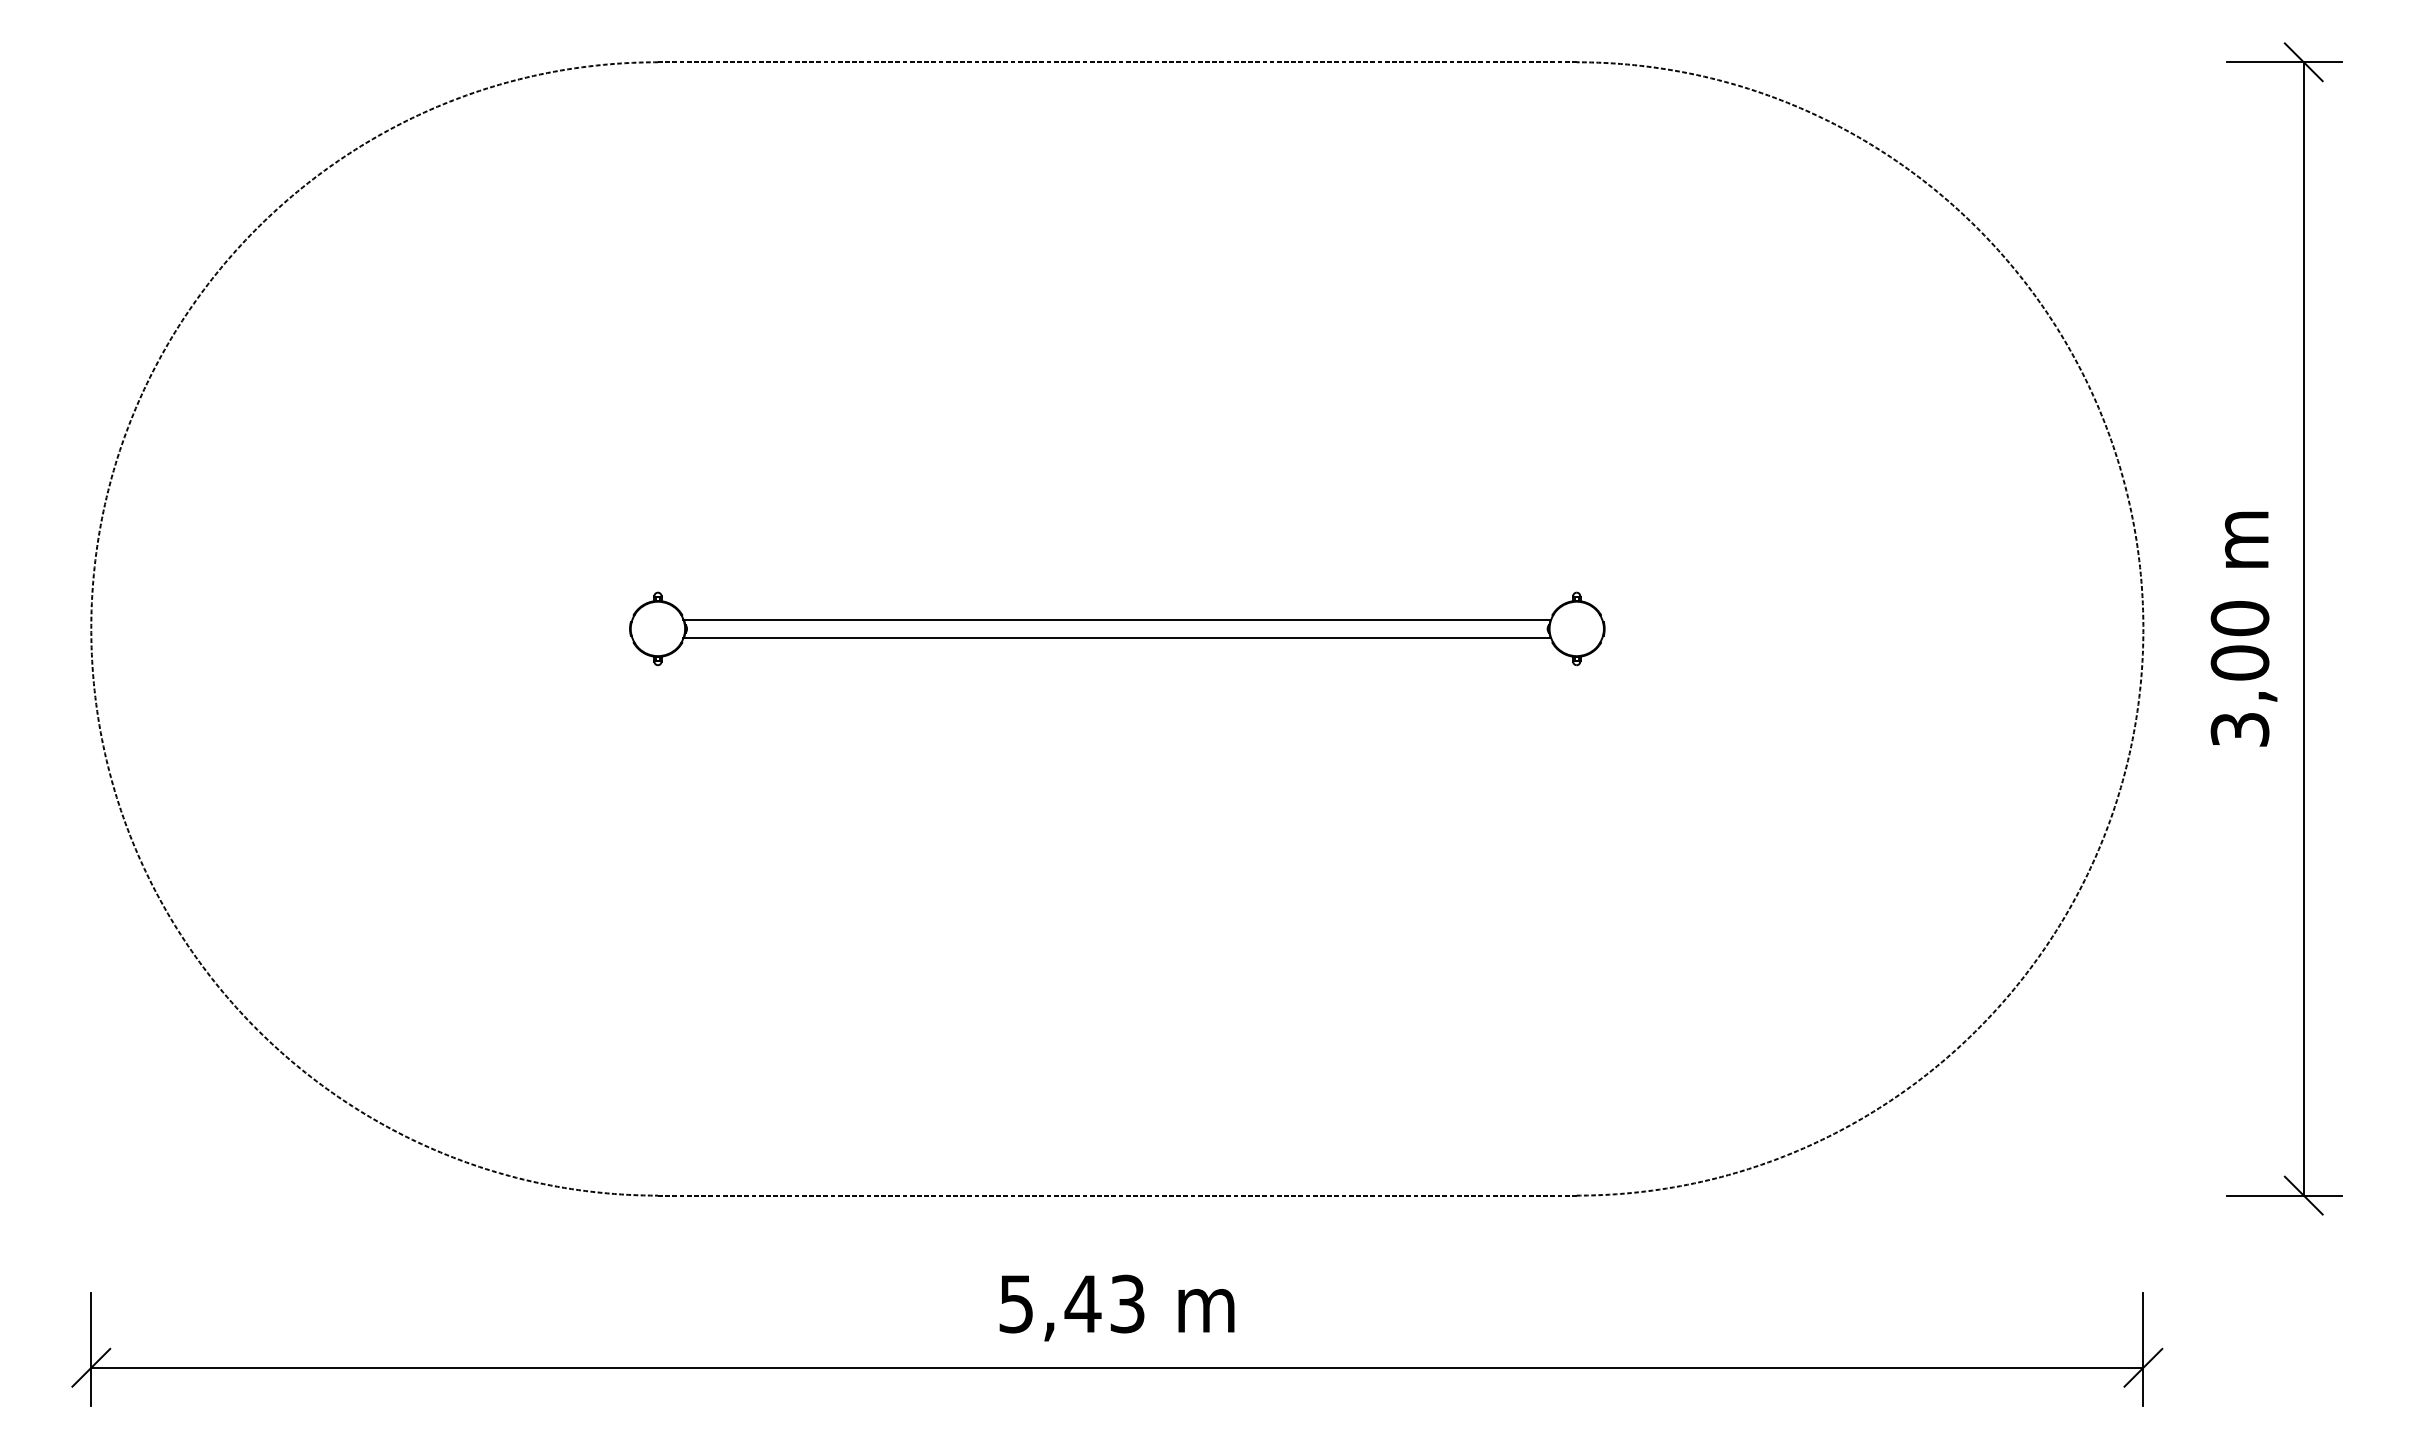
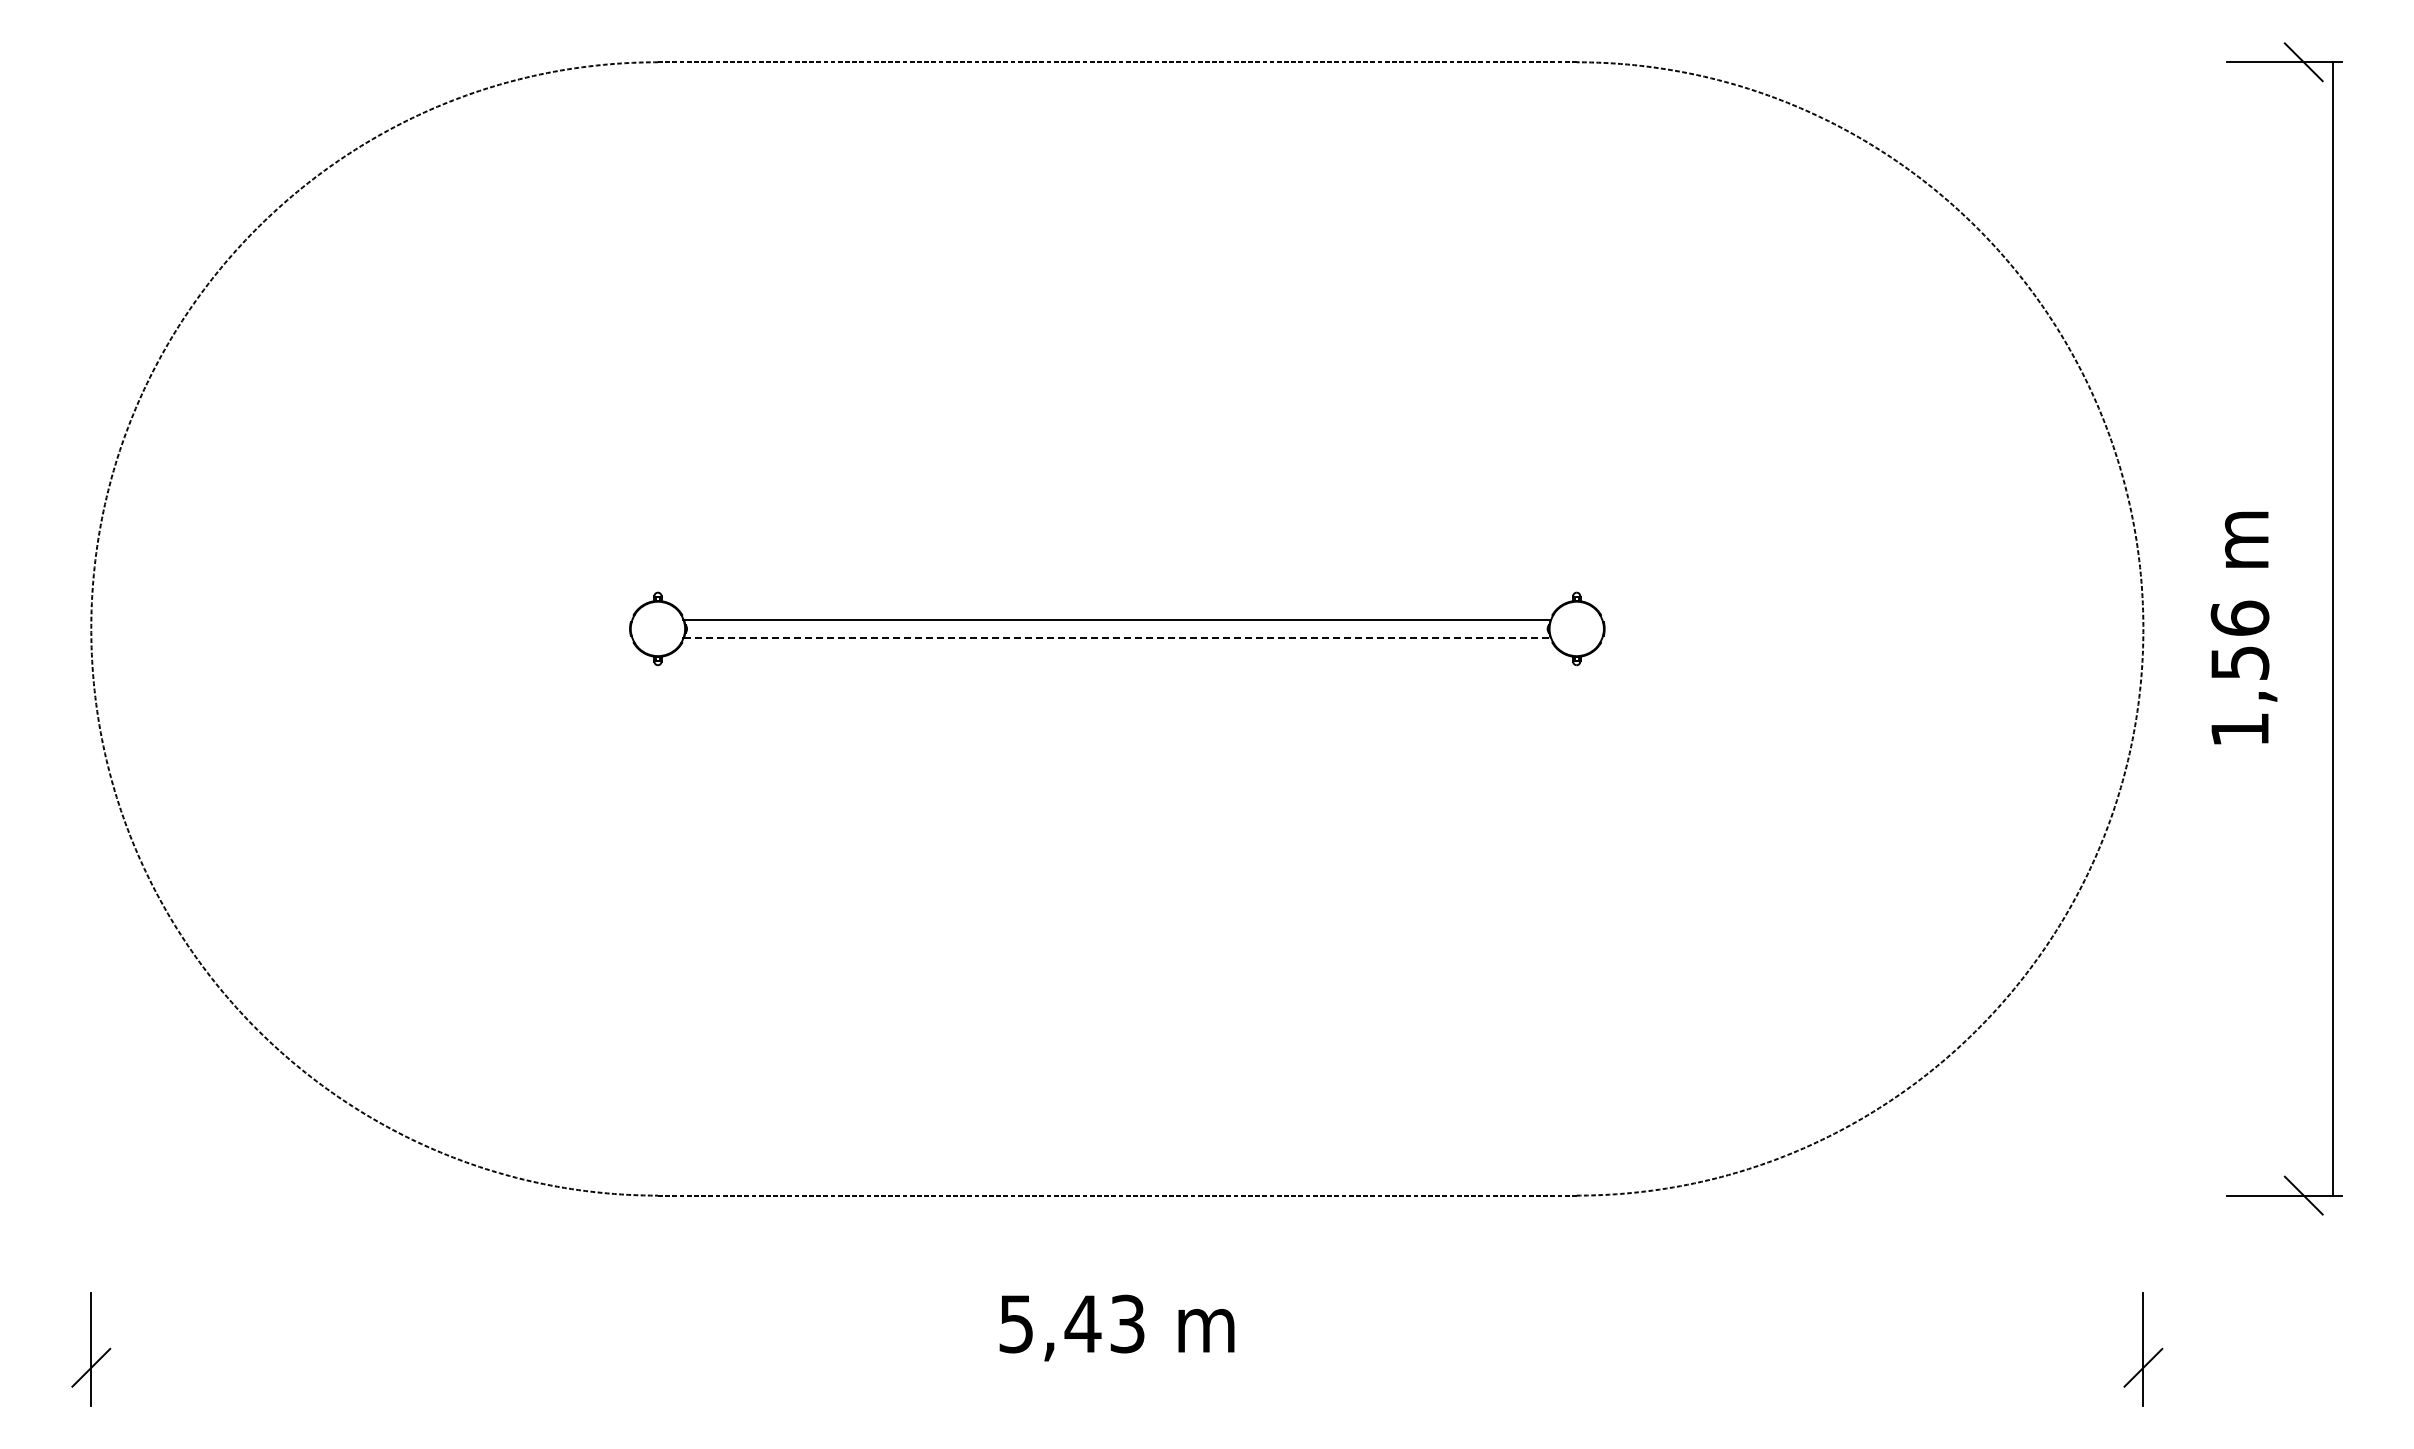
line position: (2303, 628) -> (2332, 628) (2332, 628)
line: solid -> dashed (1117, 638)
text: 3,00 -> 1,56 (2239, 673)
text position: (1116, 1307) -> (1116, 1327) (1116, 1327)
line: present -> none (1117, 1367)
